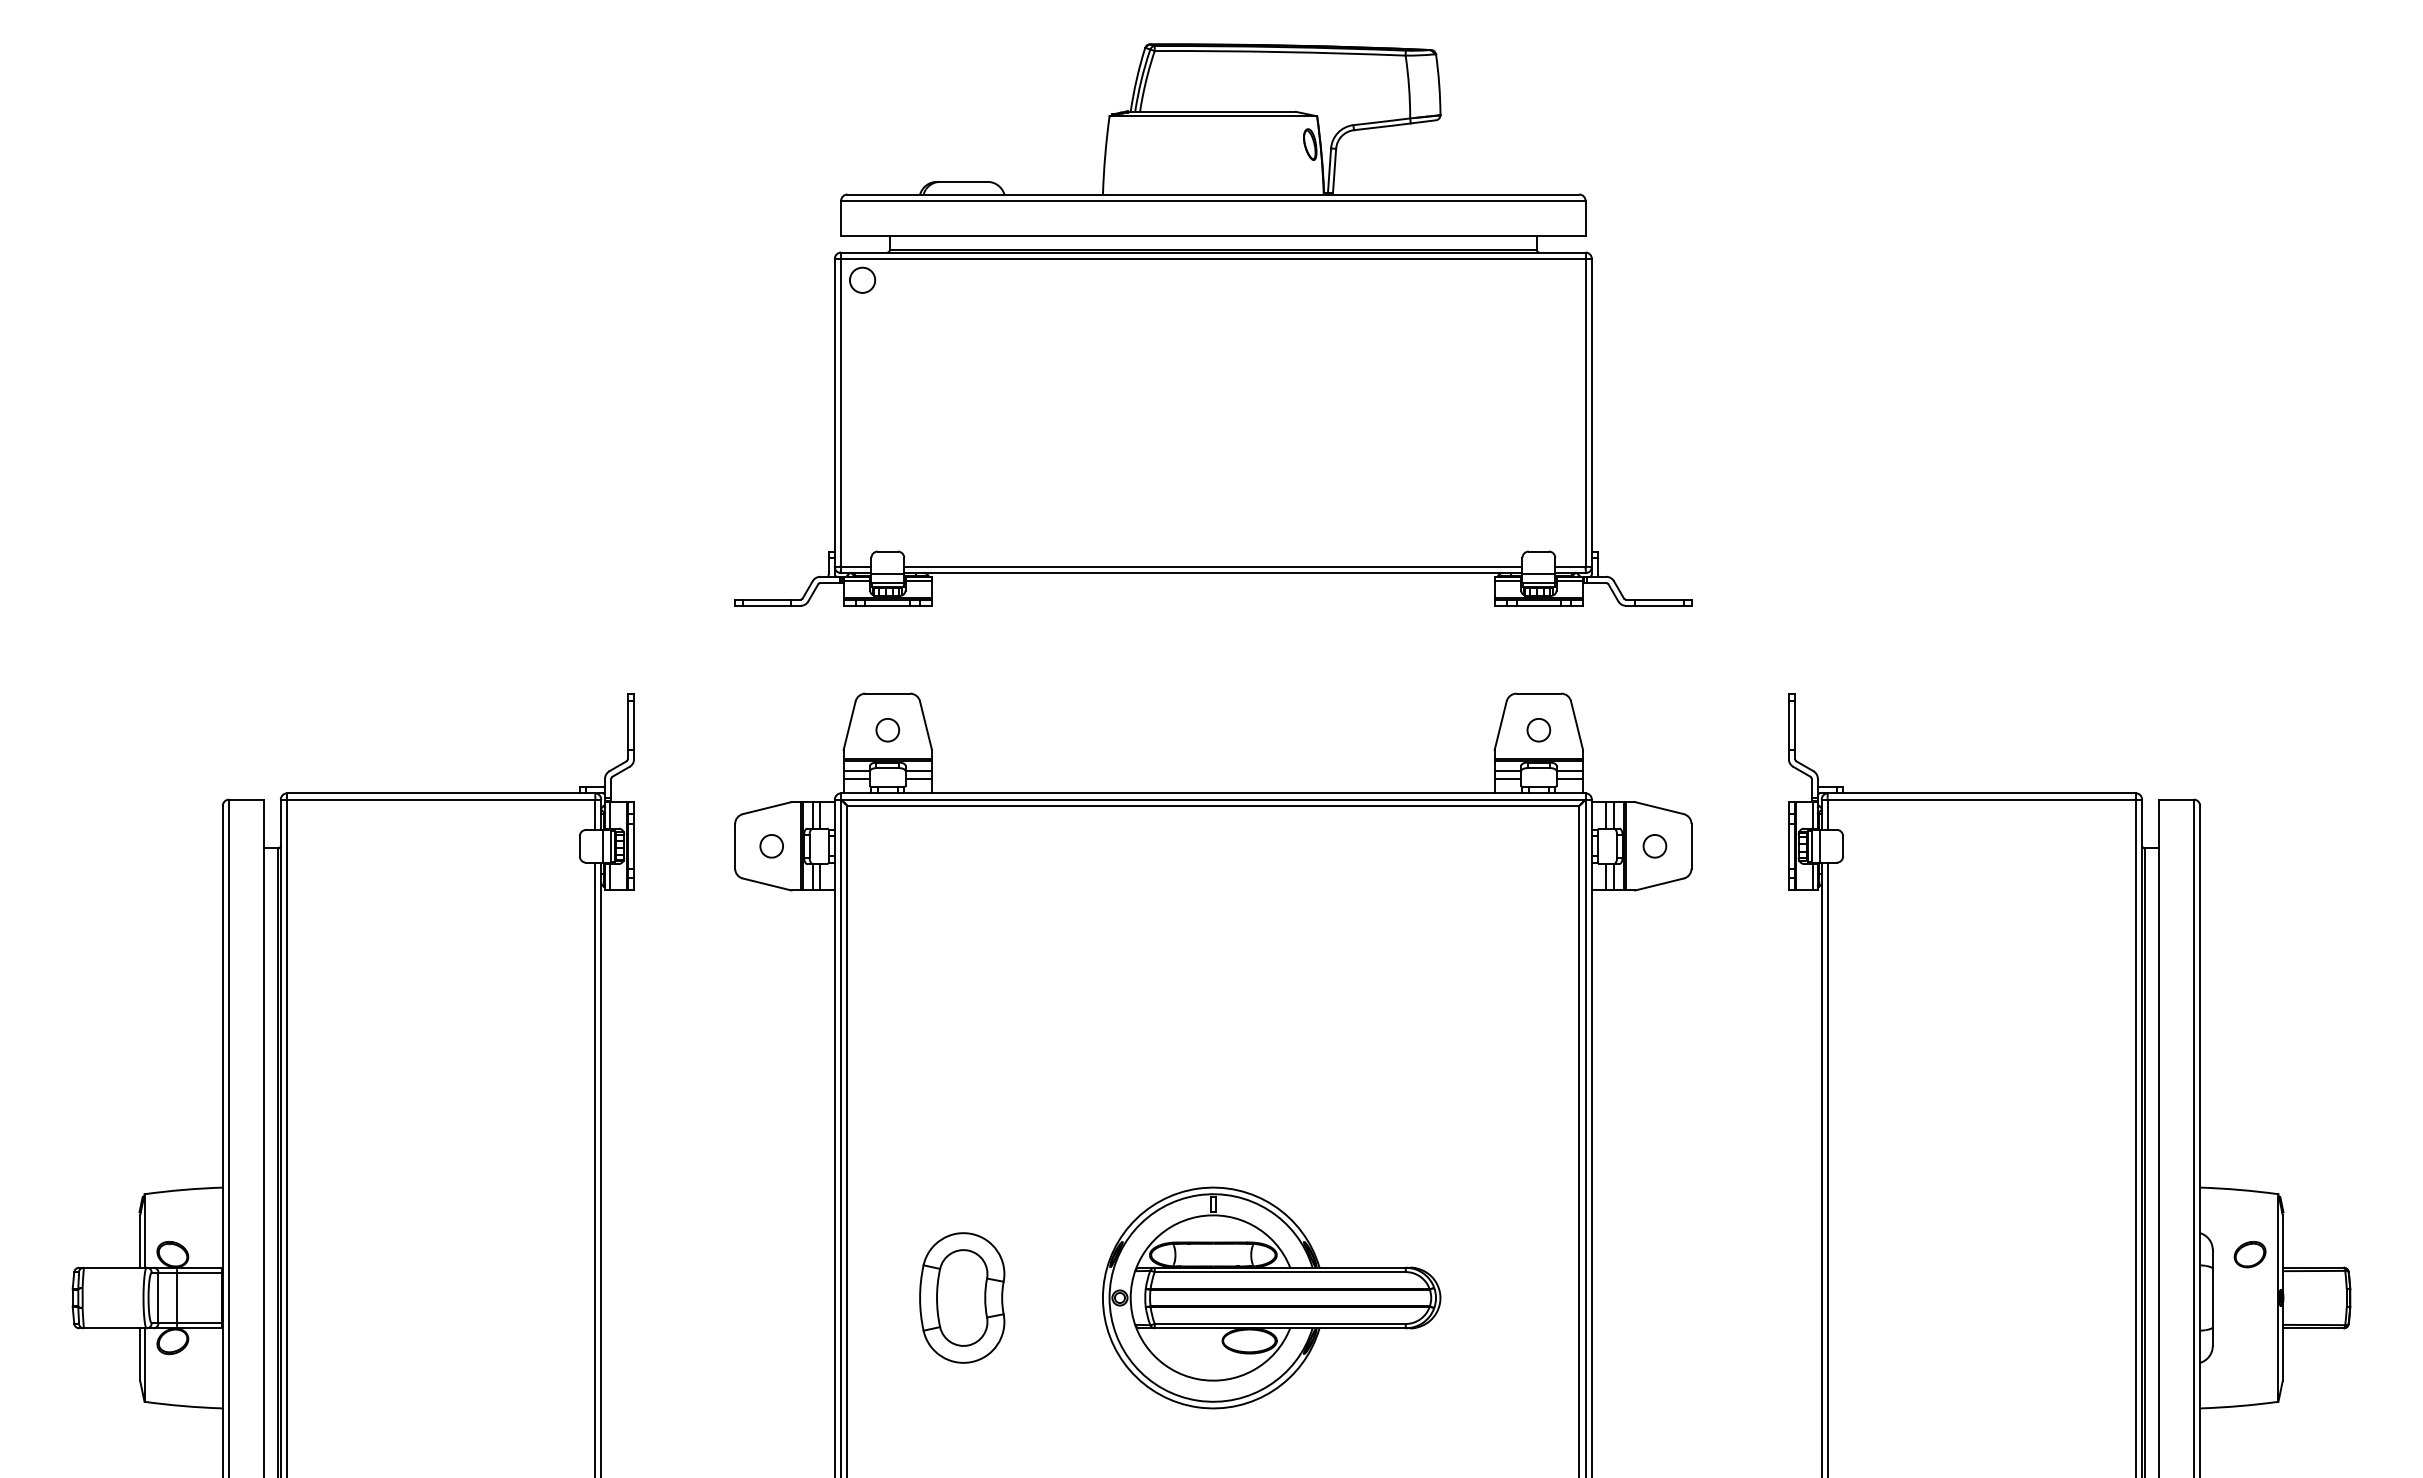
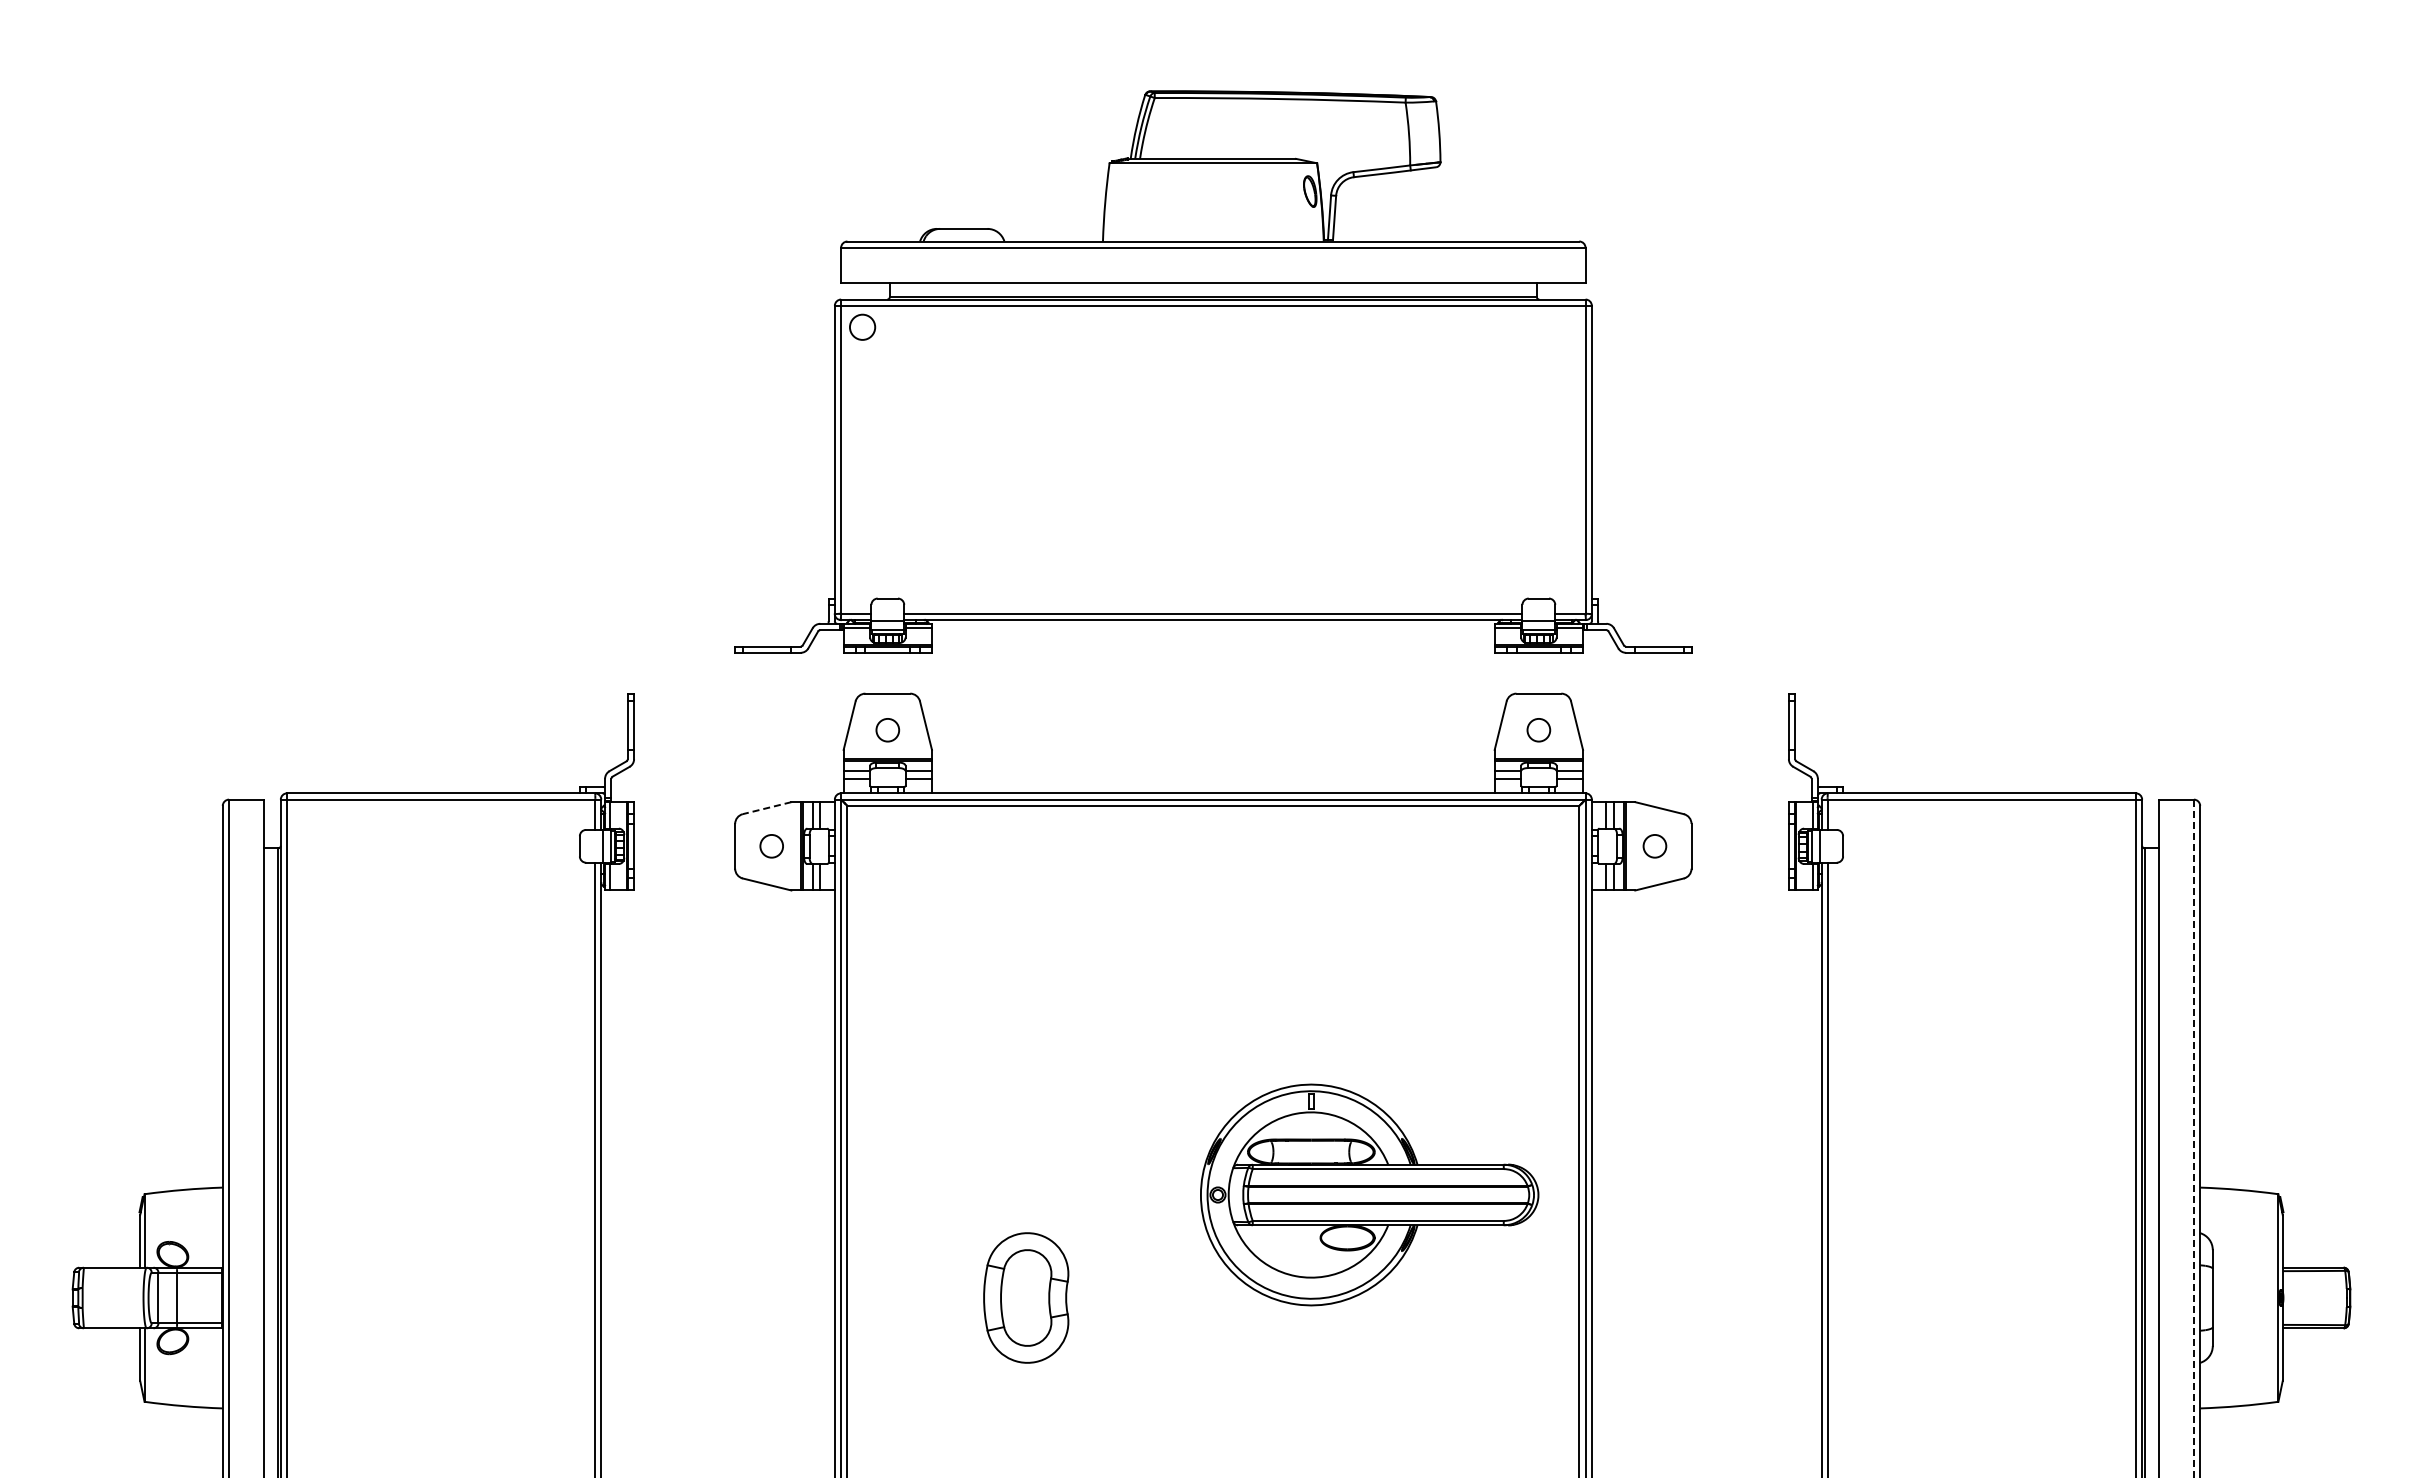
part position: (1213, 324) -> (1213, 371) (1213, 371)
line: solid -> dashed (766, 808)
line: solid -> dashed (2193, 1138)
part: present -> none (2249, 1254)
part position: (962, 1297) -> (1026, 1297) (1026, 1297)
part position: (1271, 1297) -> (1369, 1194) (1369, 1194)
